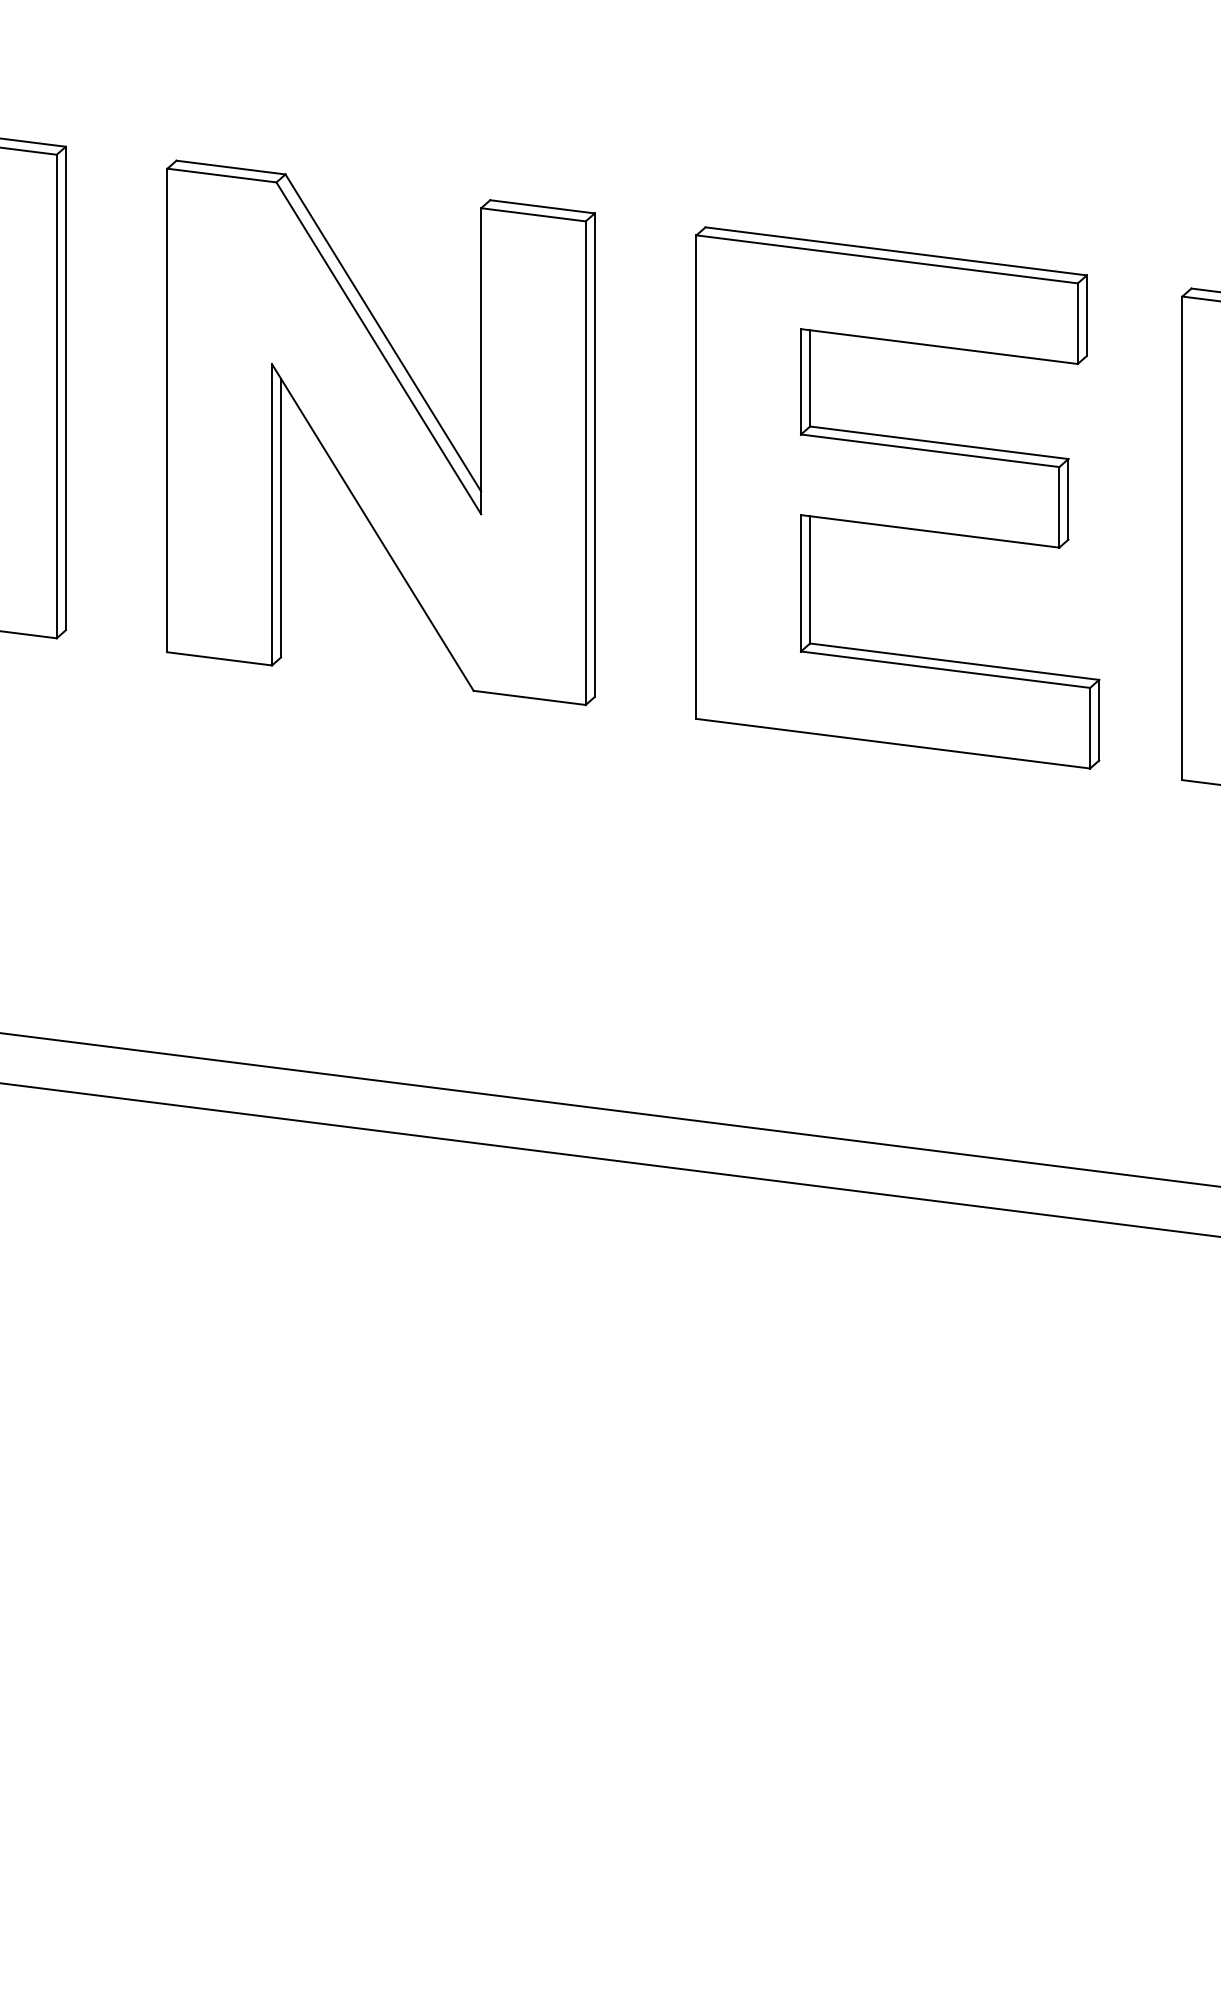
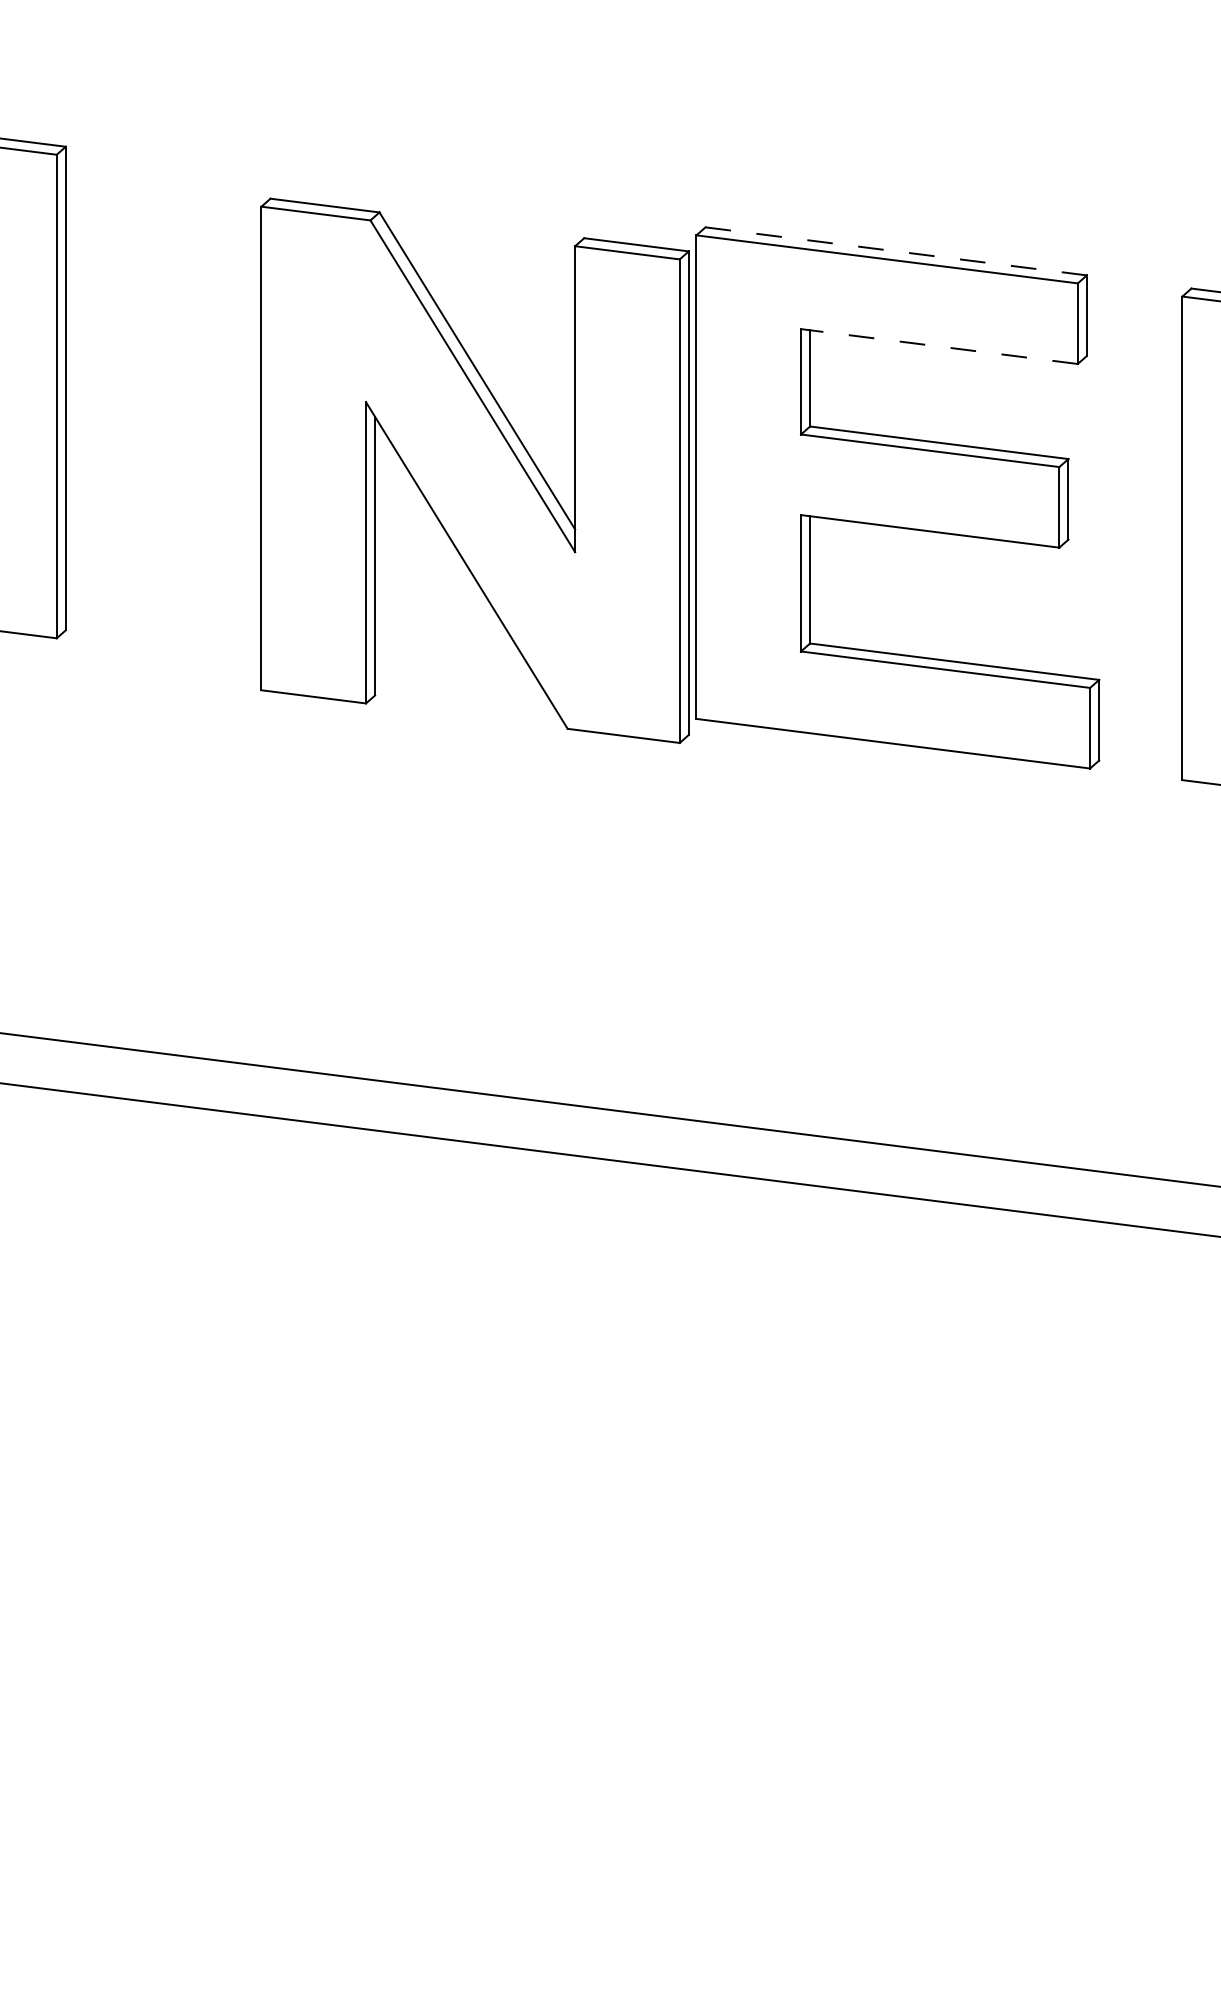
line: solid -> dashed (896, 251)
line: solid -> dashed (939, 346)
part position: (380, 432) -> (474, 470) (474, 470)
